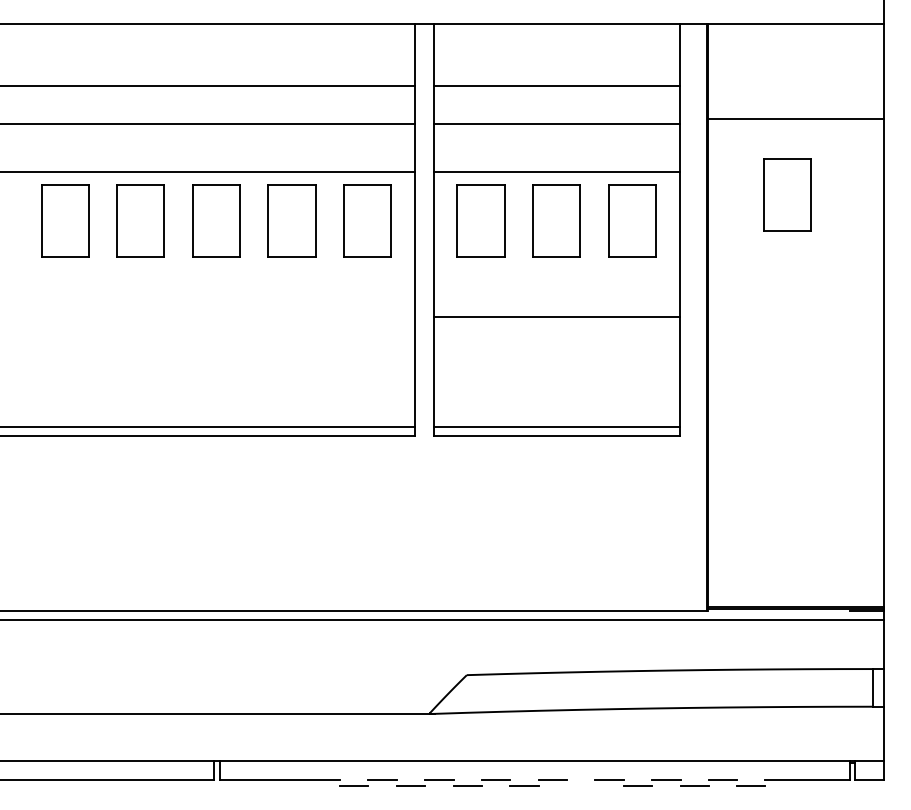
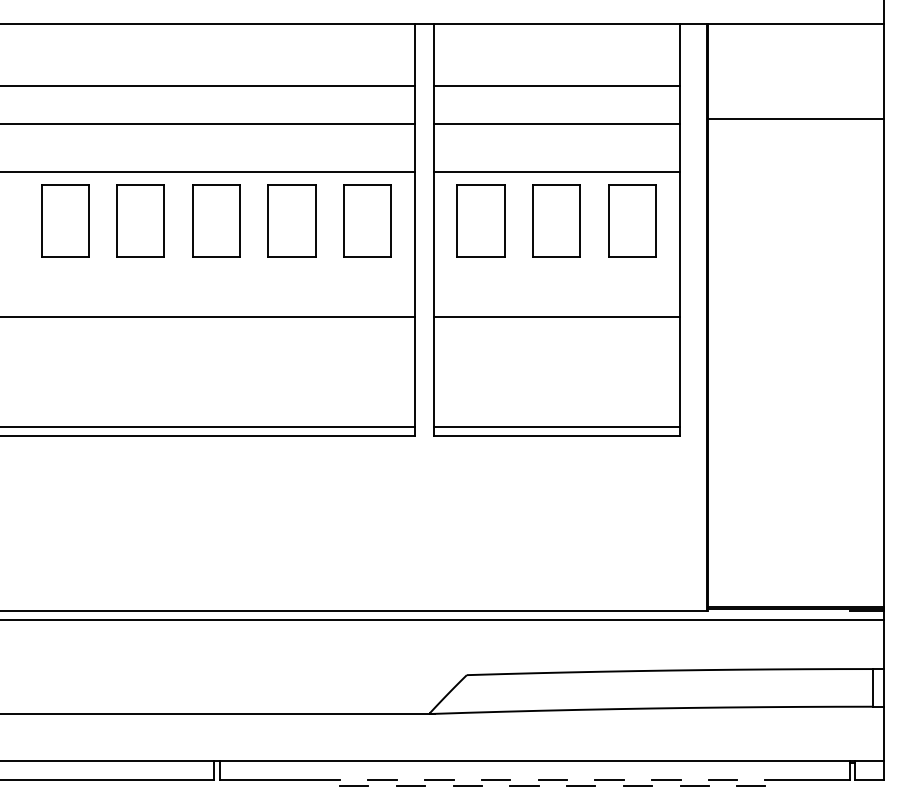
part: present -> none (787, 194)
line: none -> present (208, 317)
line: none -> present (581, 785)
